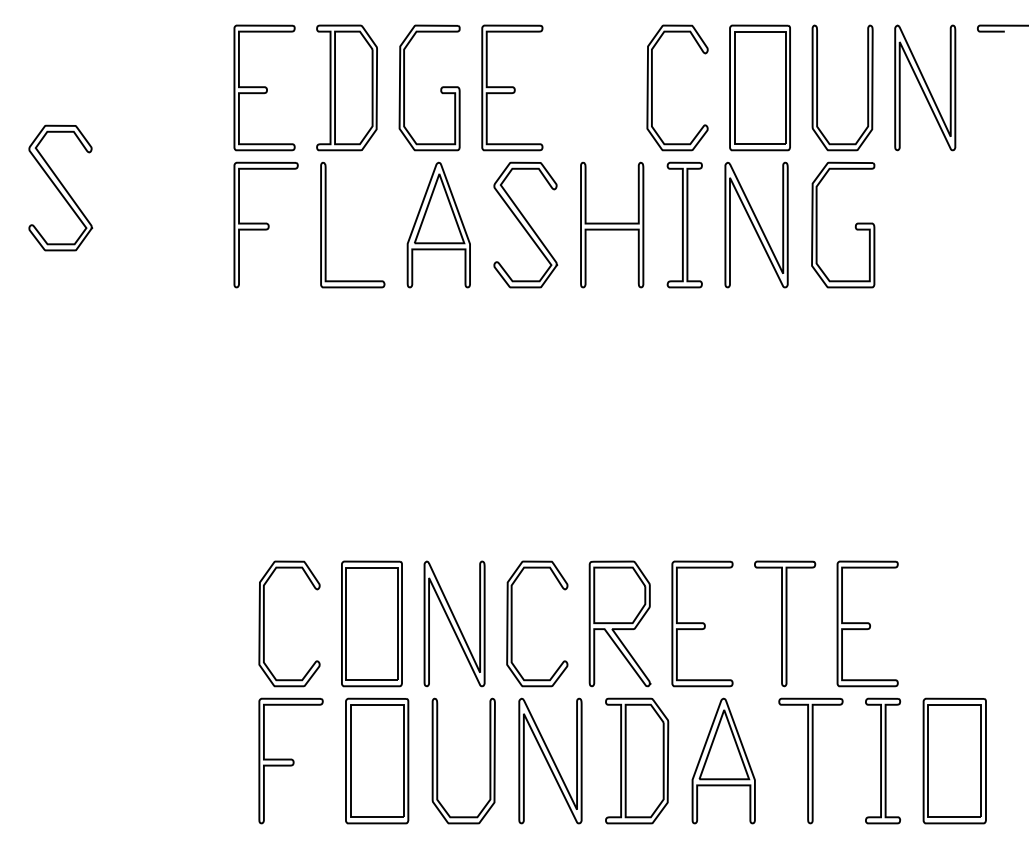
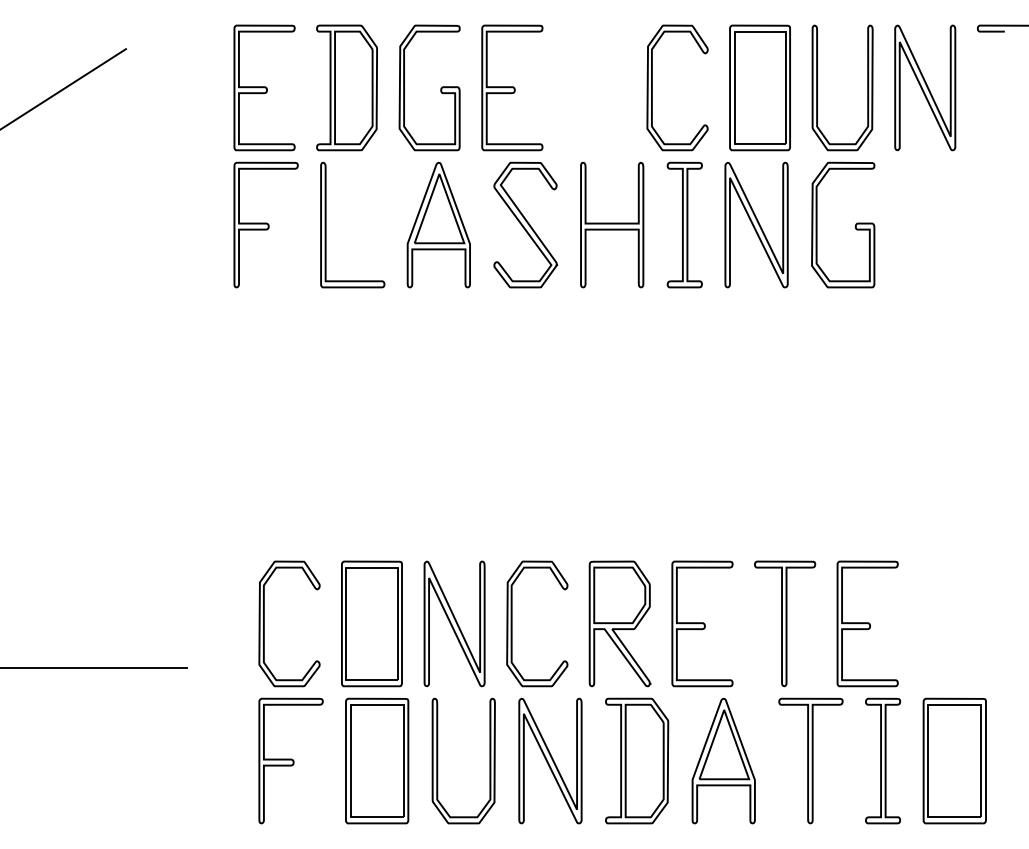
line: none -> present (64, 88)
part: present -> none (60, 187)
line: none -> present (94, 667)
